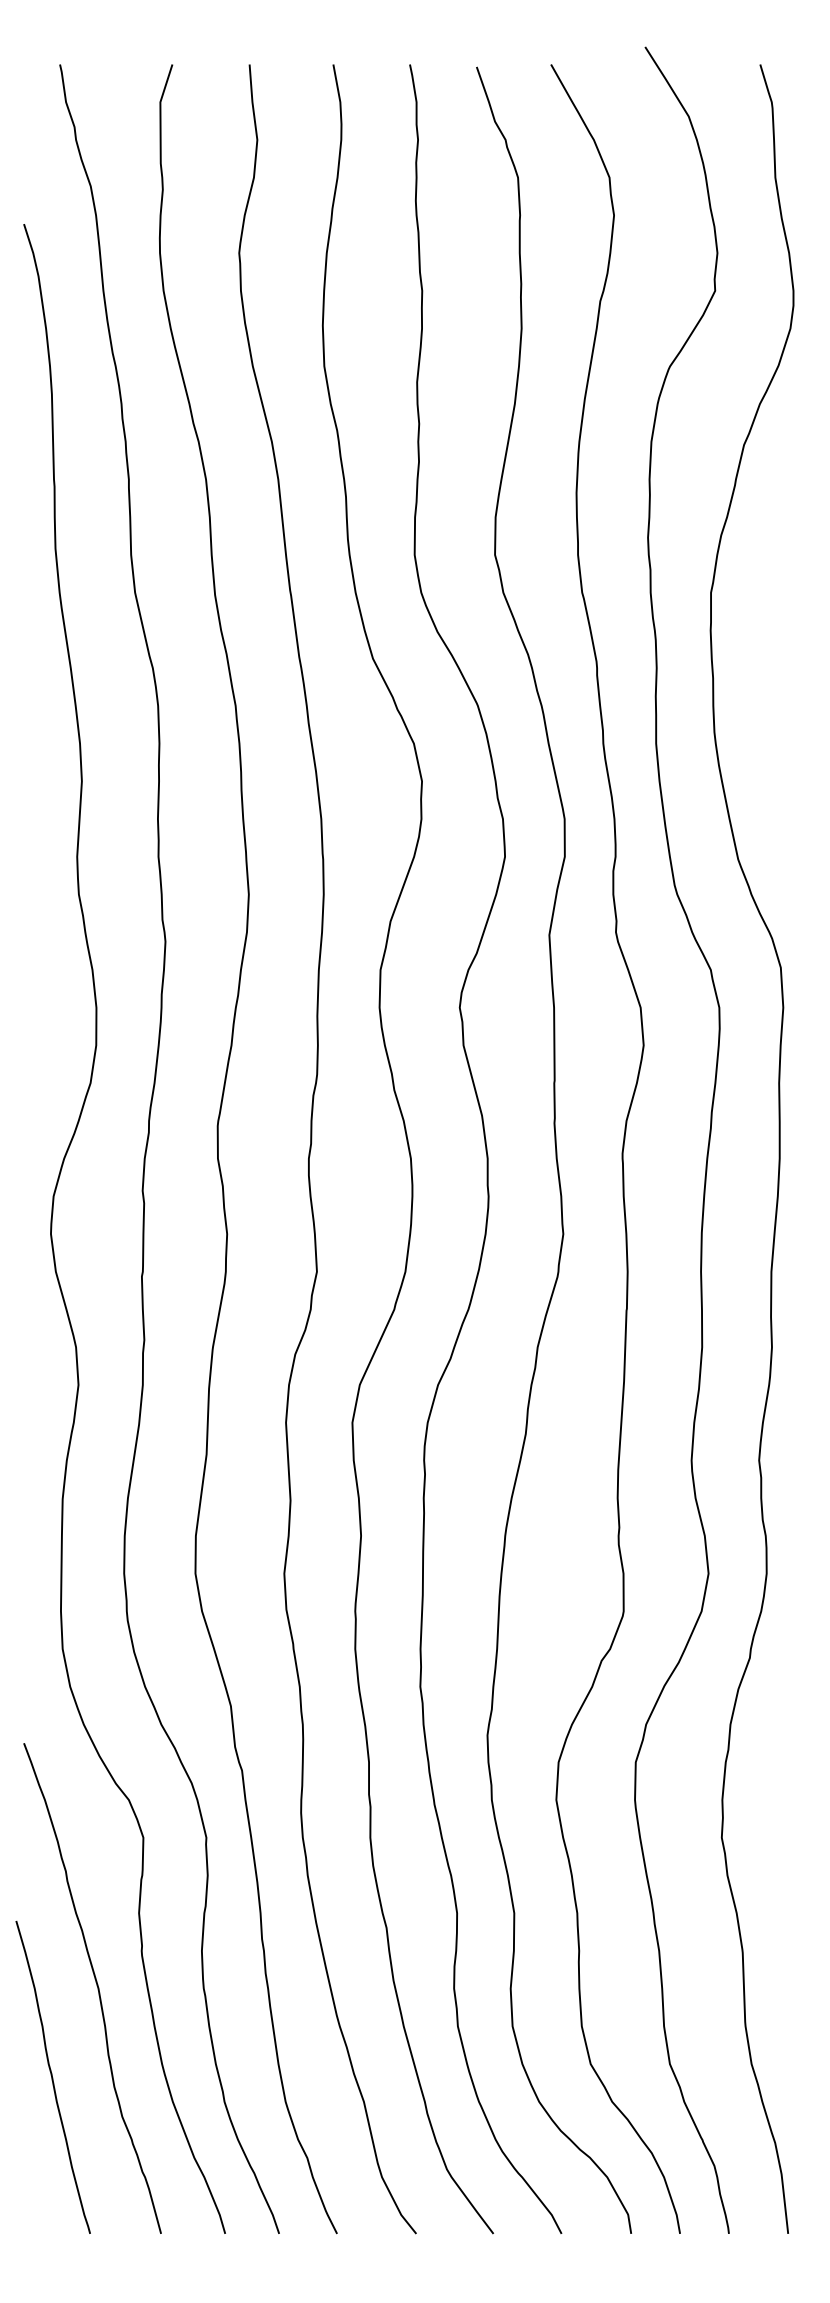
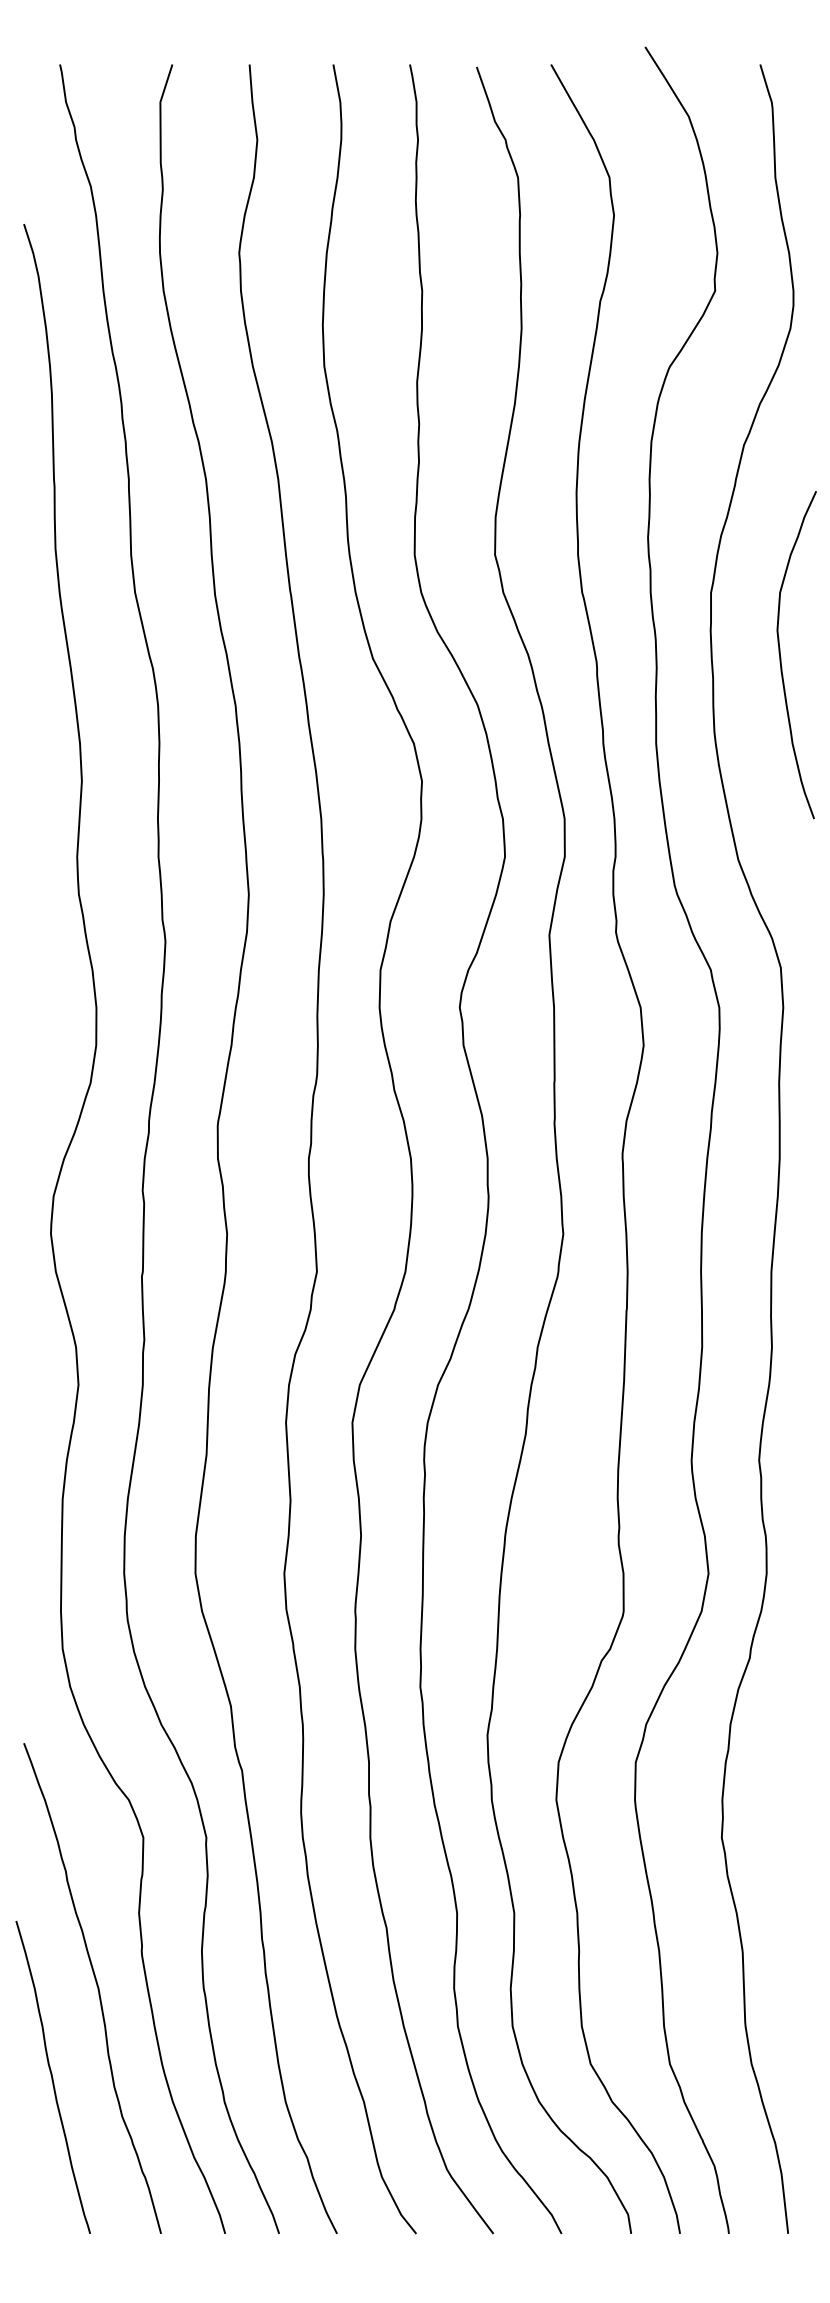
curve: none -> present (781, 657)
